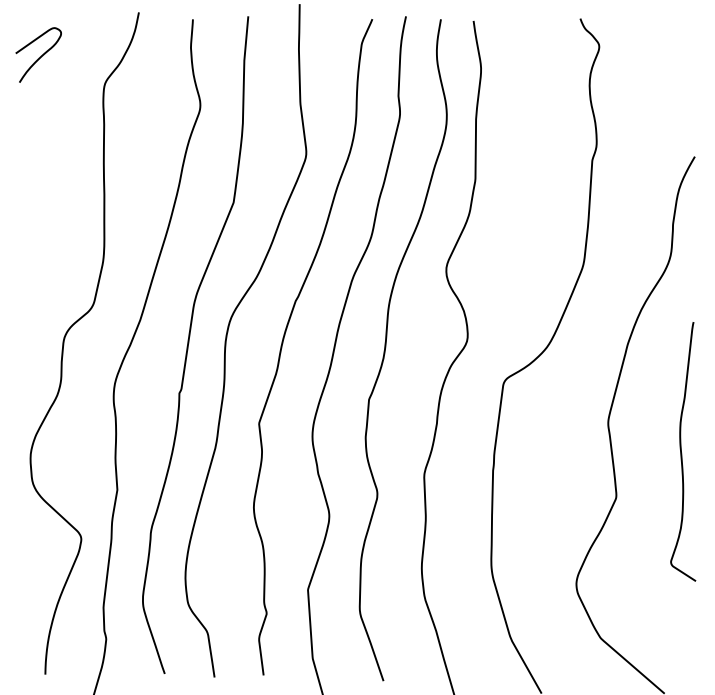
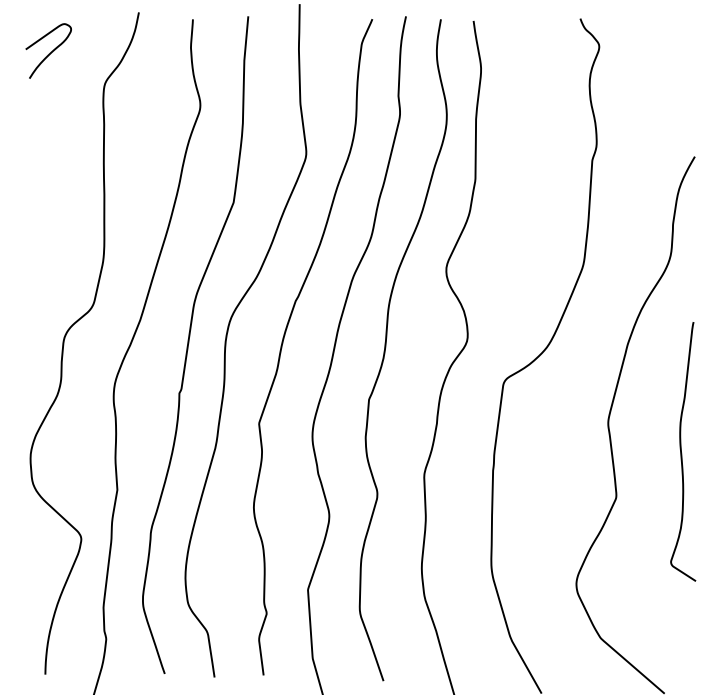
curve position: (40, 56) -> (50, 52) (50, 52)
